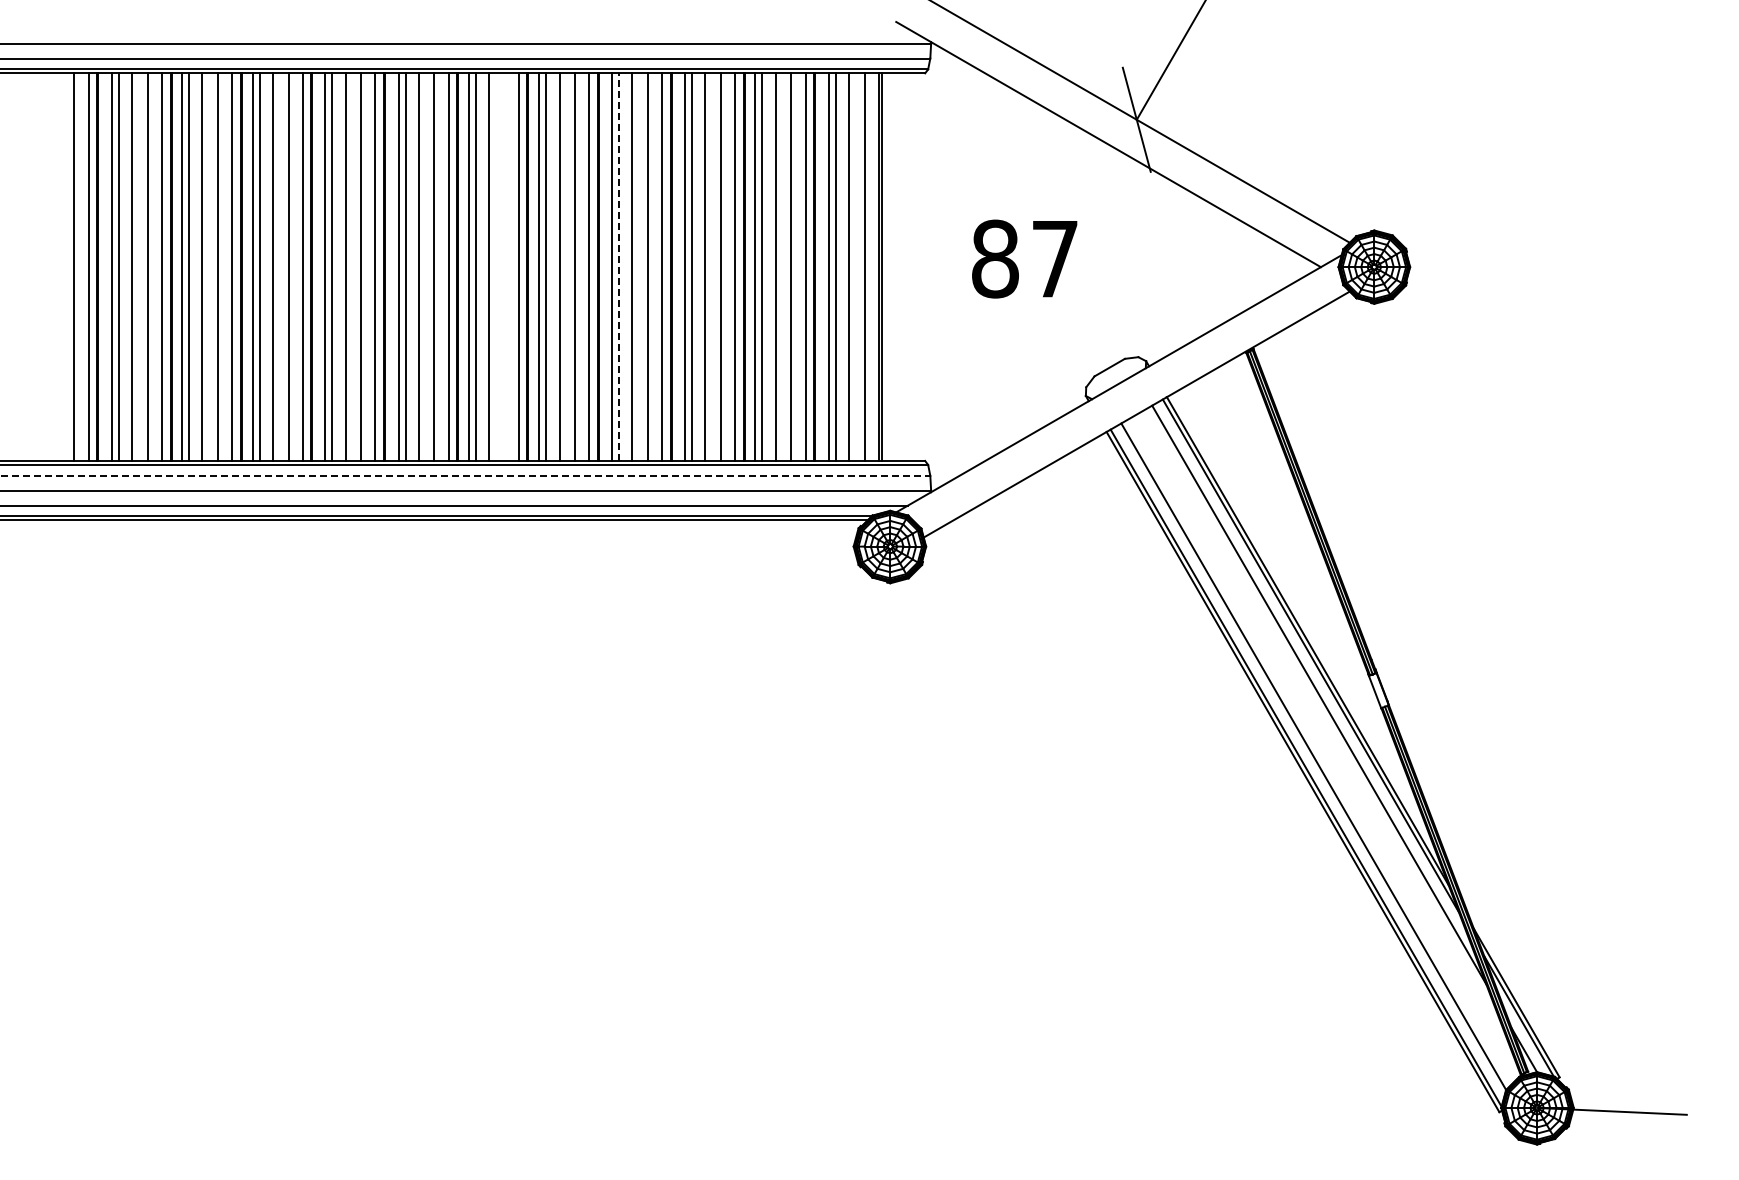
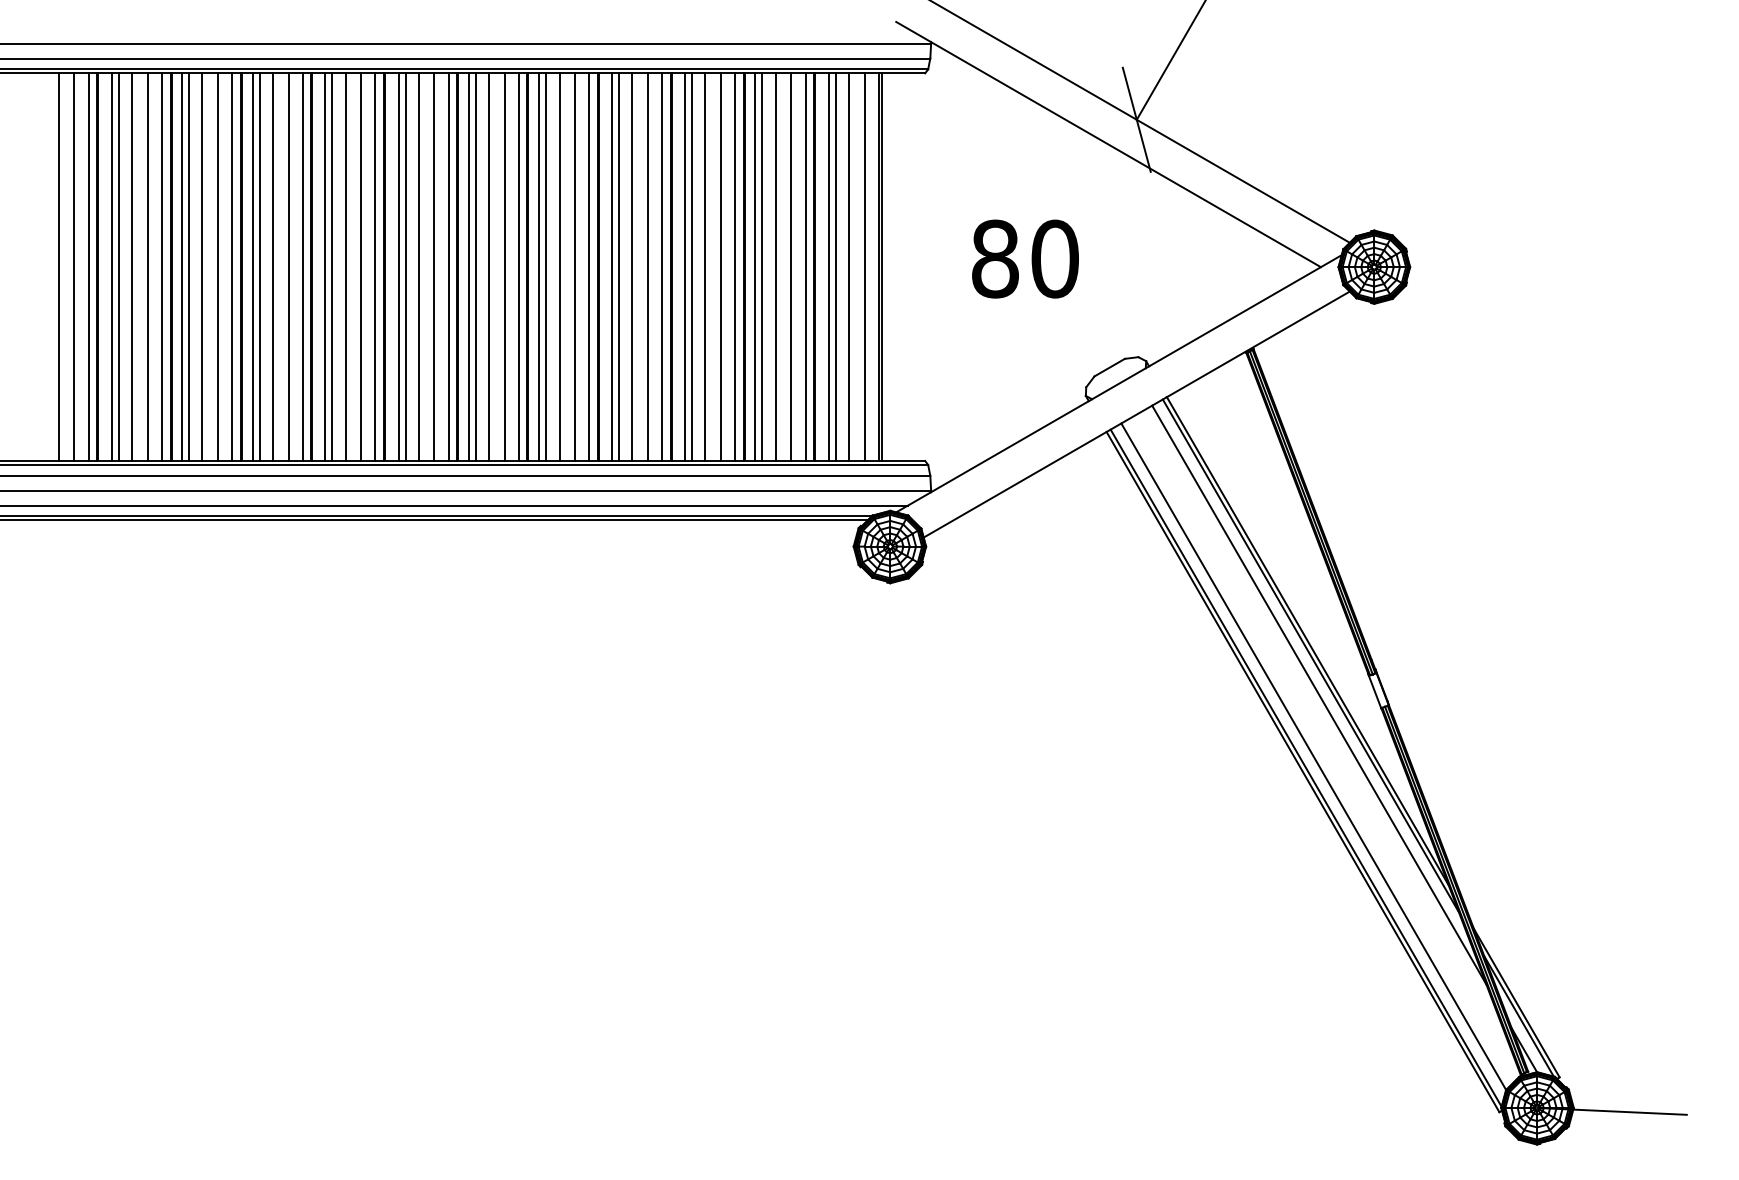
text: 87 -> 80 (1054, 258)
line: none -> present (58, 266)
line: none -> present (504, 266)
line: dashed -> solid (619, 267)
line: dashed -> solid (465, 475)
